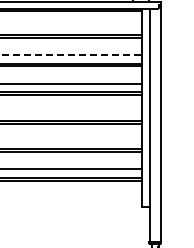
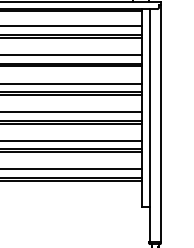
line: none -> present (72, 26)
line: dashed -> solid (71, 54)
line: none -> present (72, 112)
line: none -> present (72, 140)
